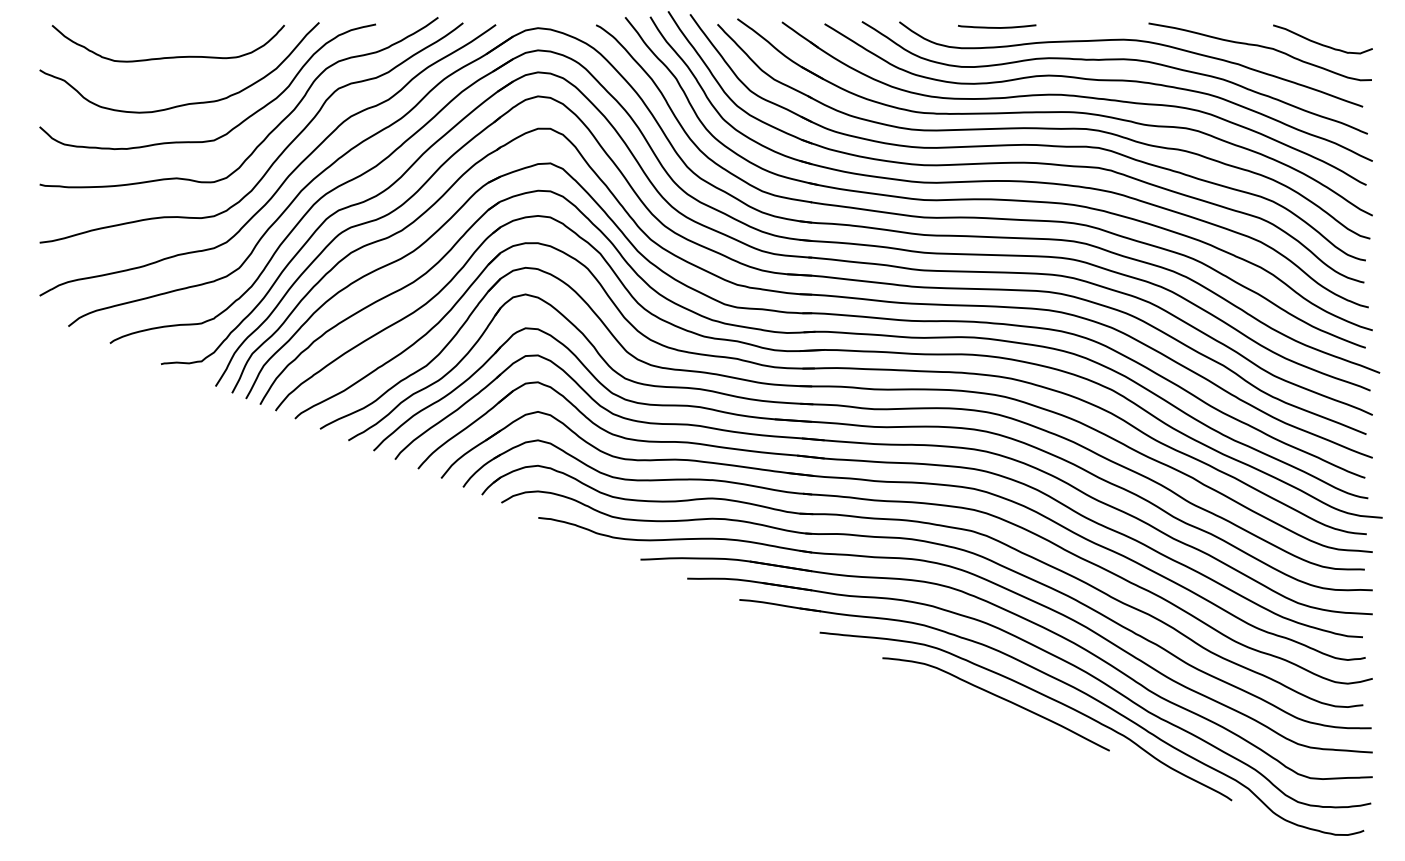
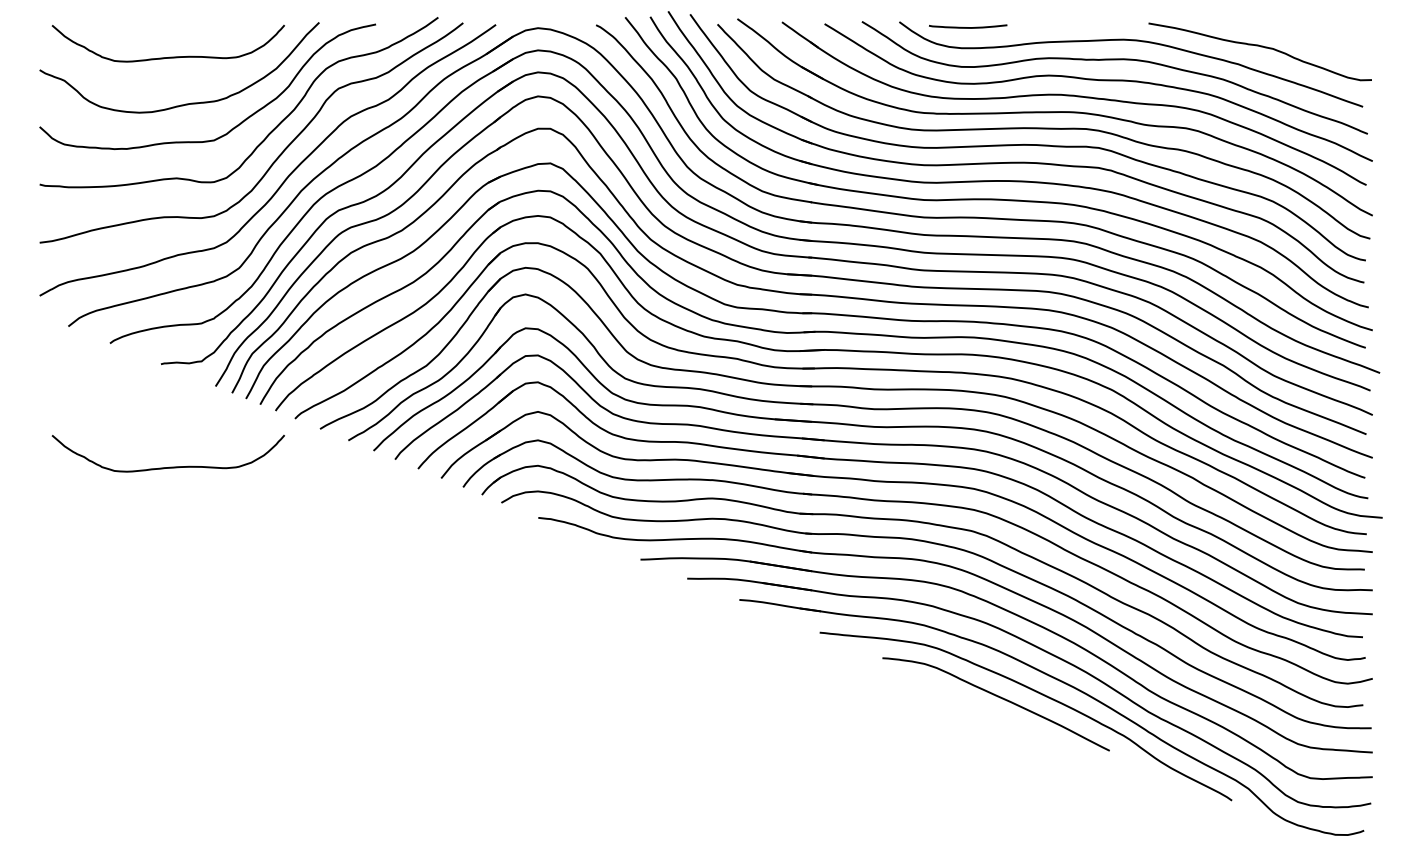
curve position: (997, 27) -> (968, 27) (968, 27)
curve: present -> none (1321, 43)
curve: none -> present (169, 466)
